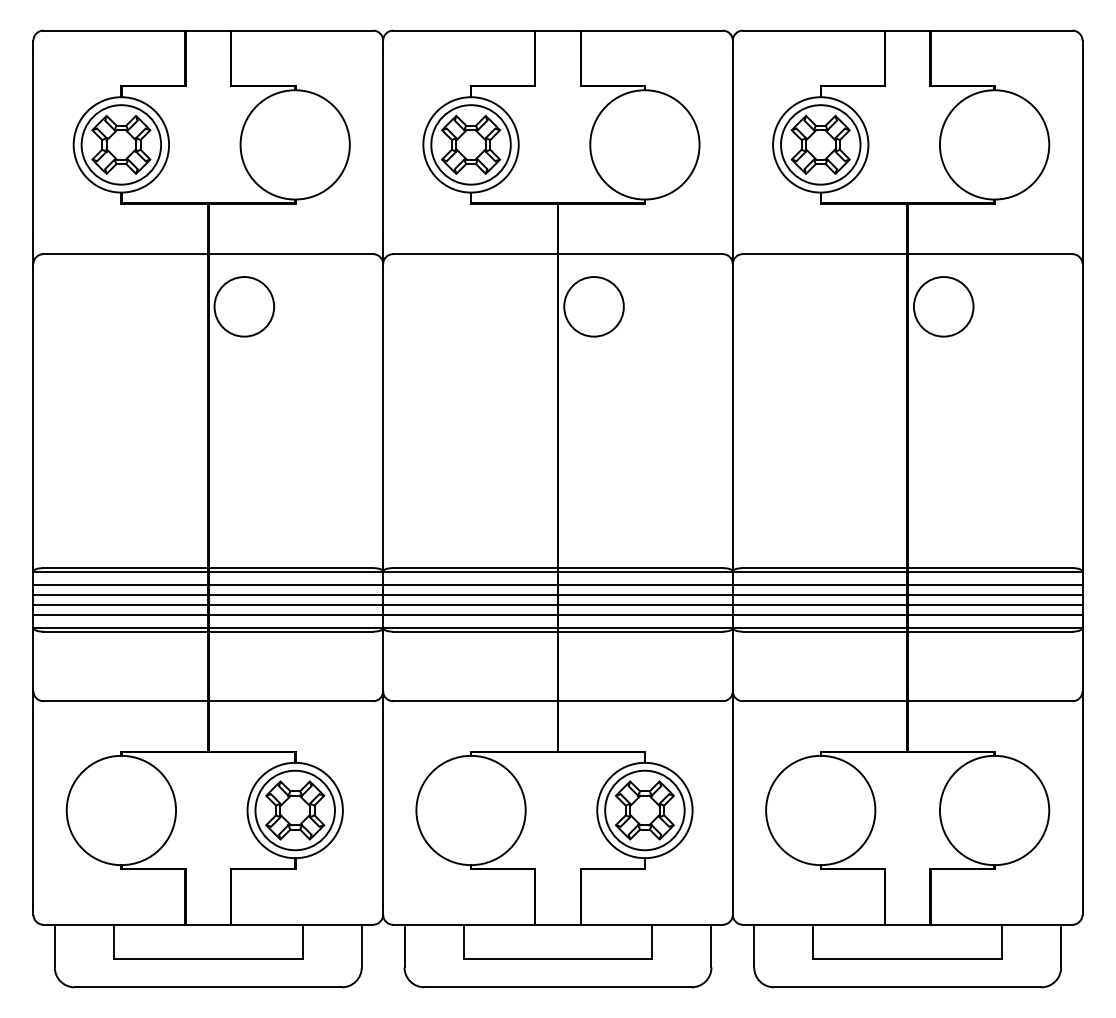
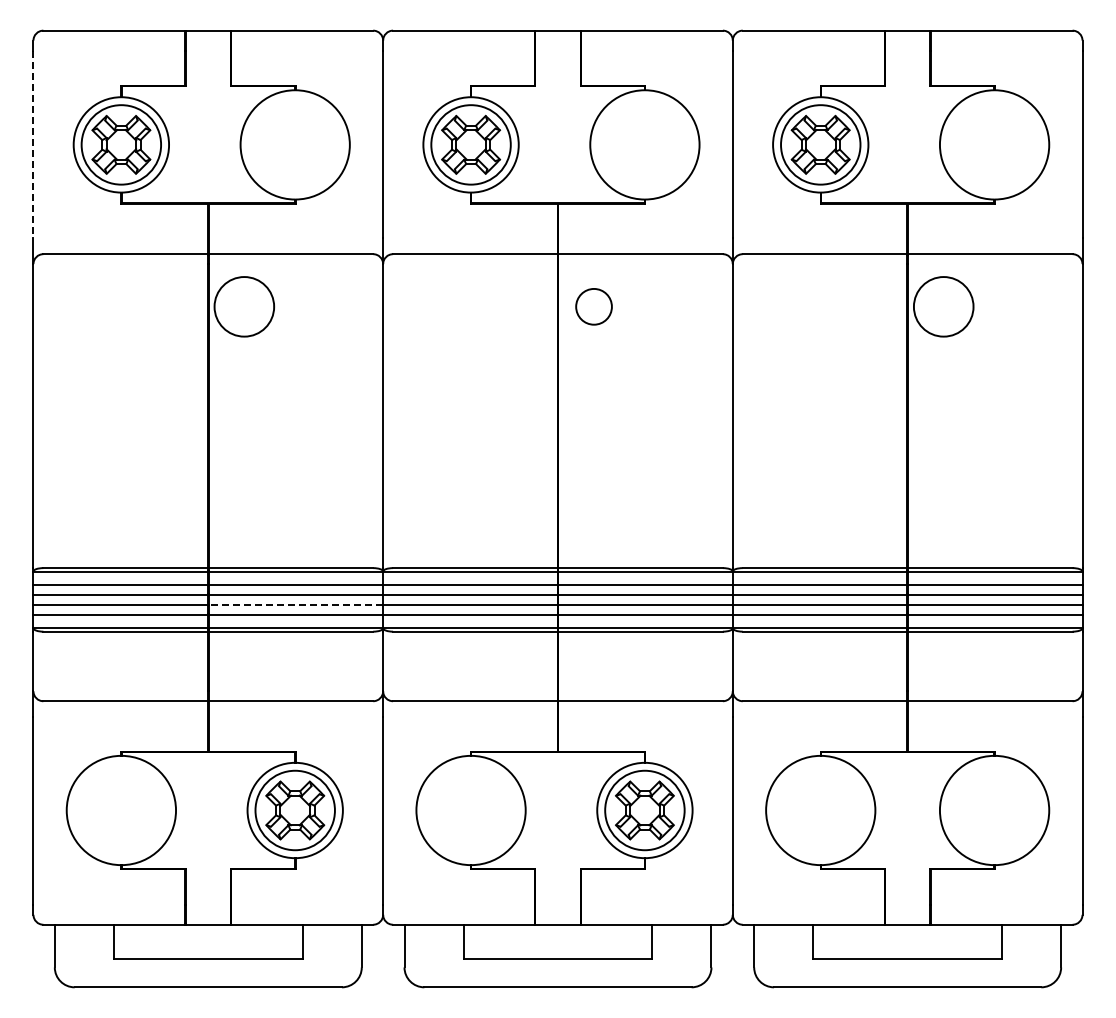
line: solid -> dashed (33, 144)
circle diameter: 60 px -> 36 px (593, 306)
line: solid -> dashed (295, 604)
